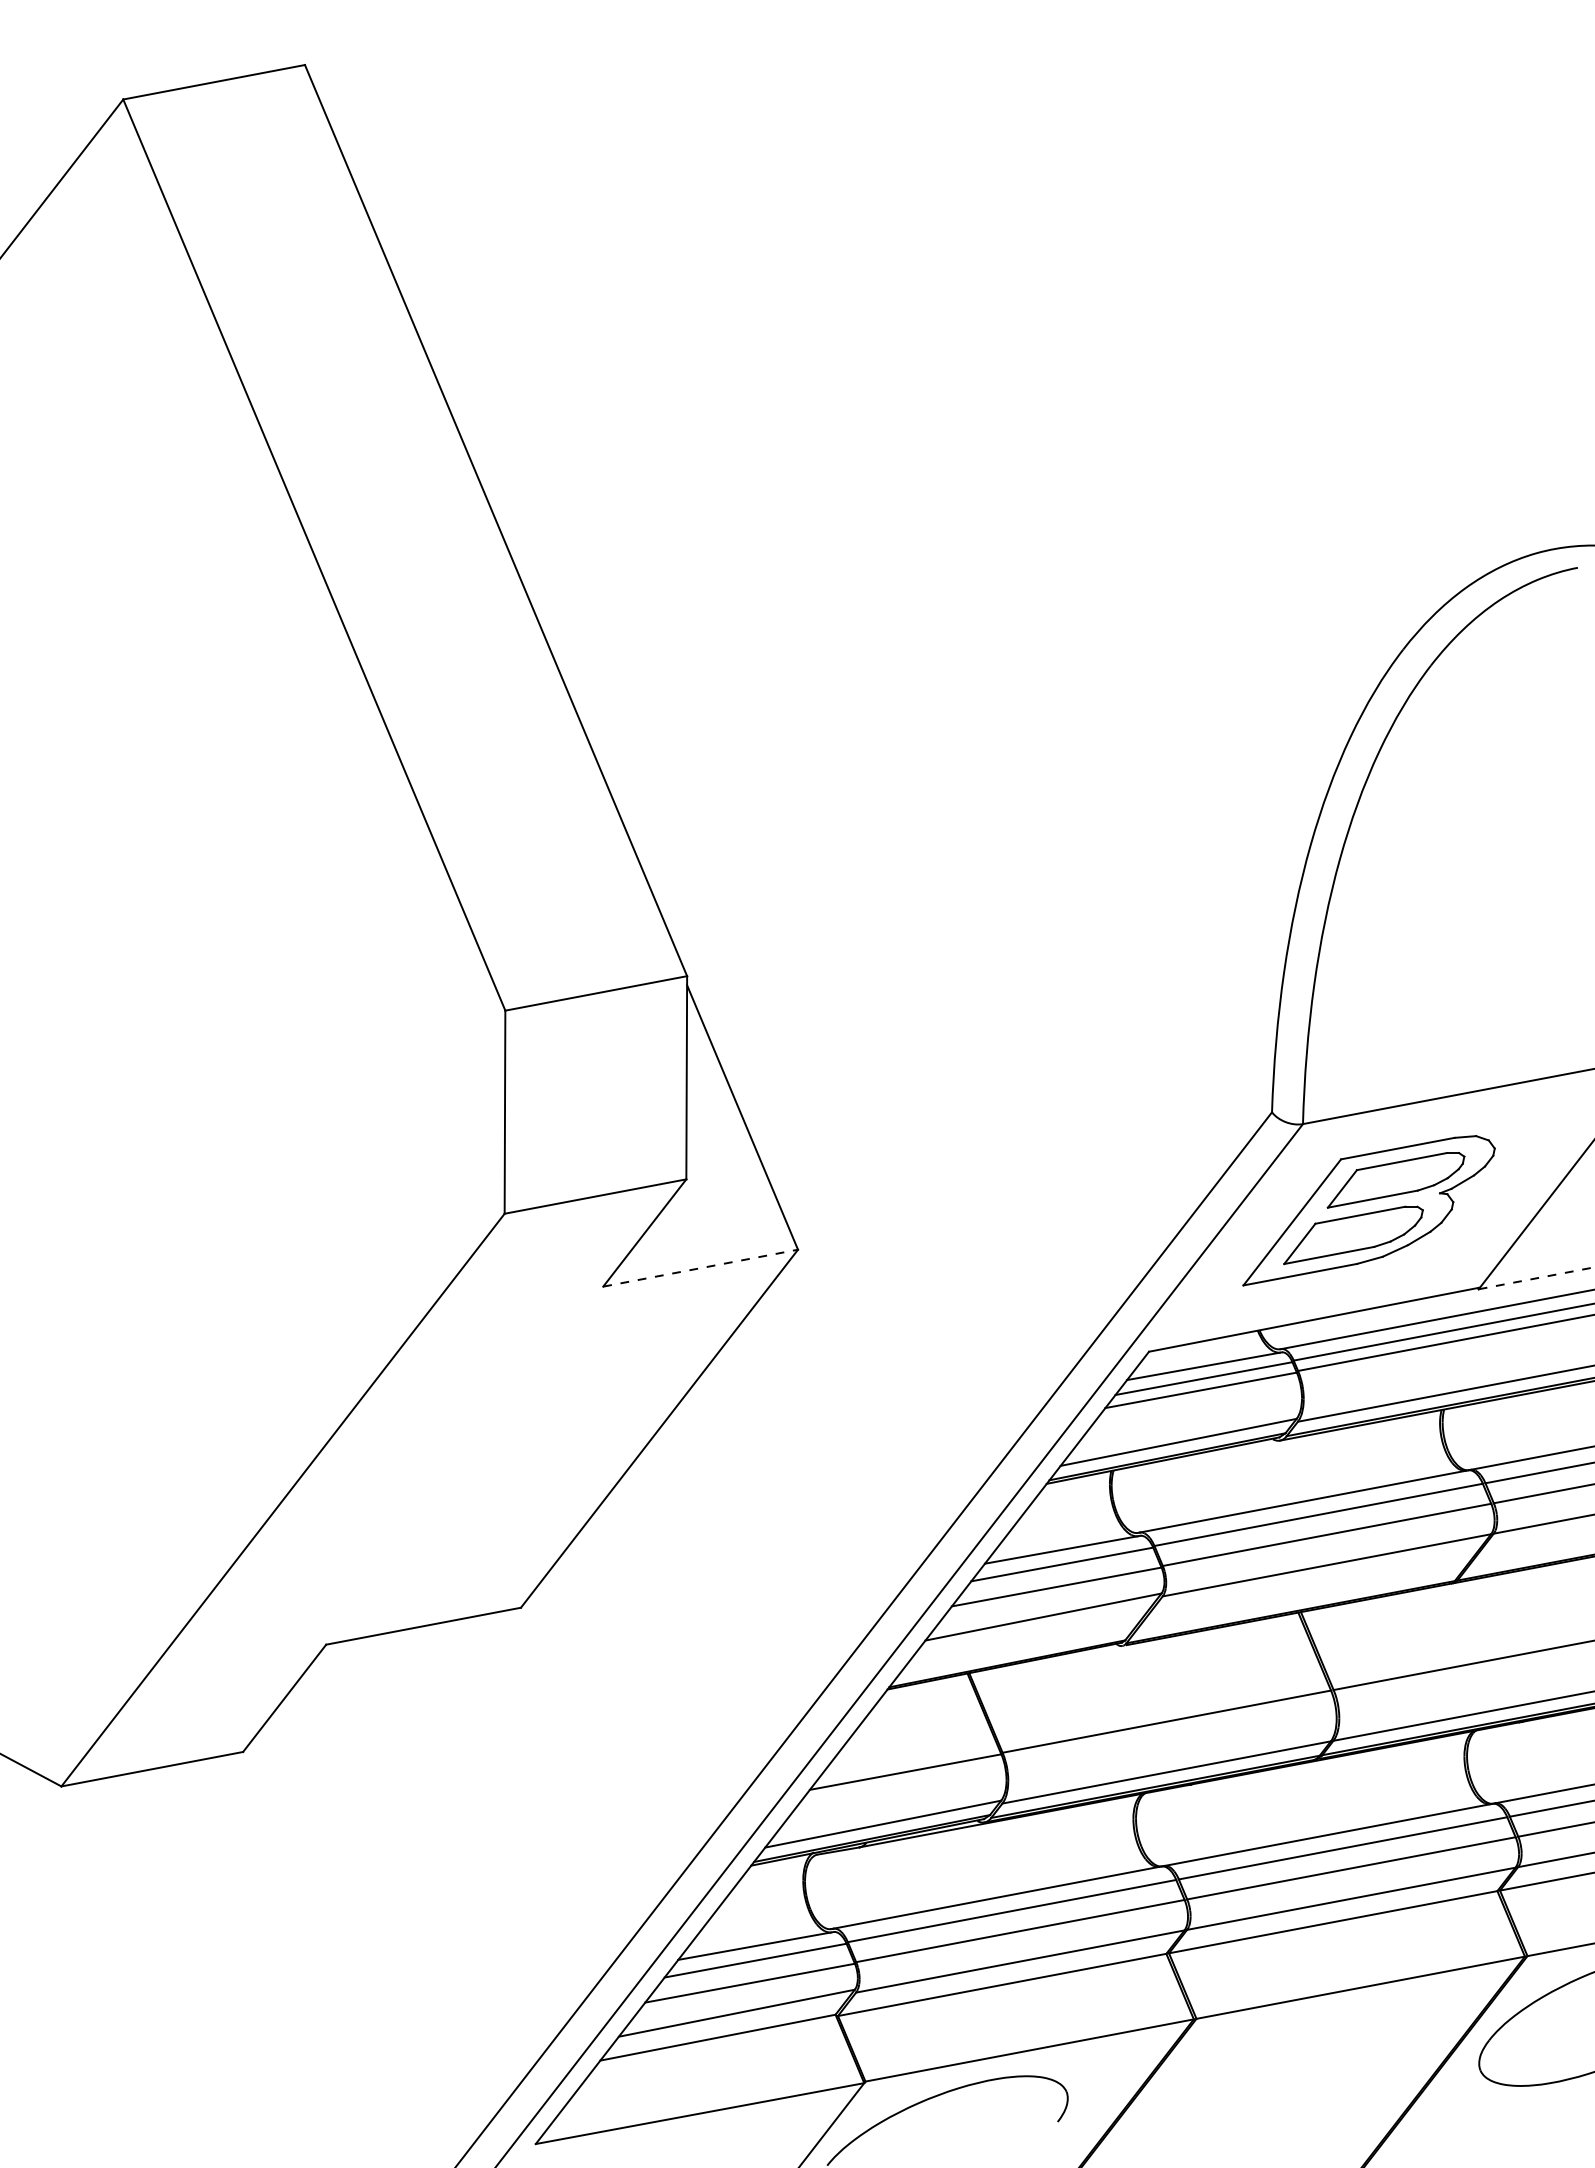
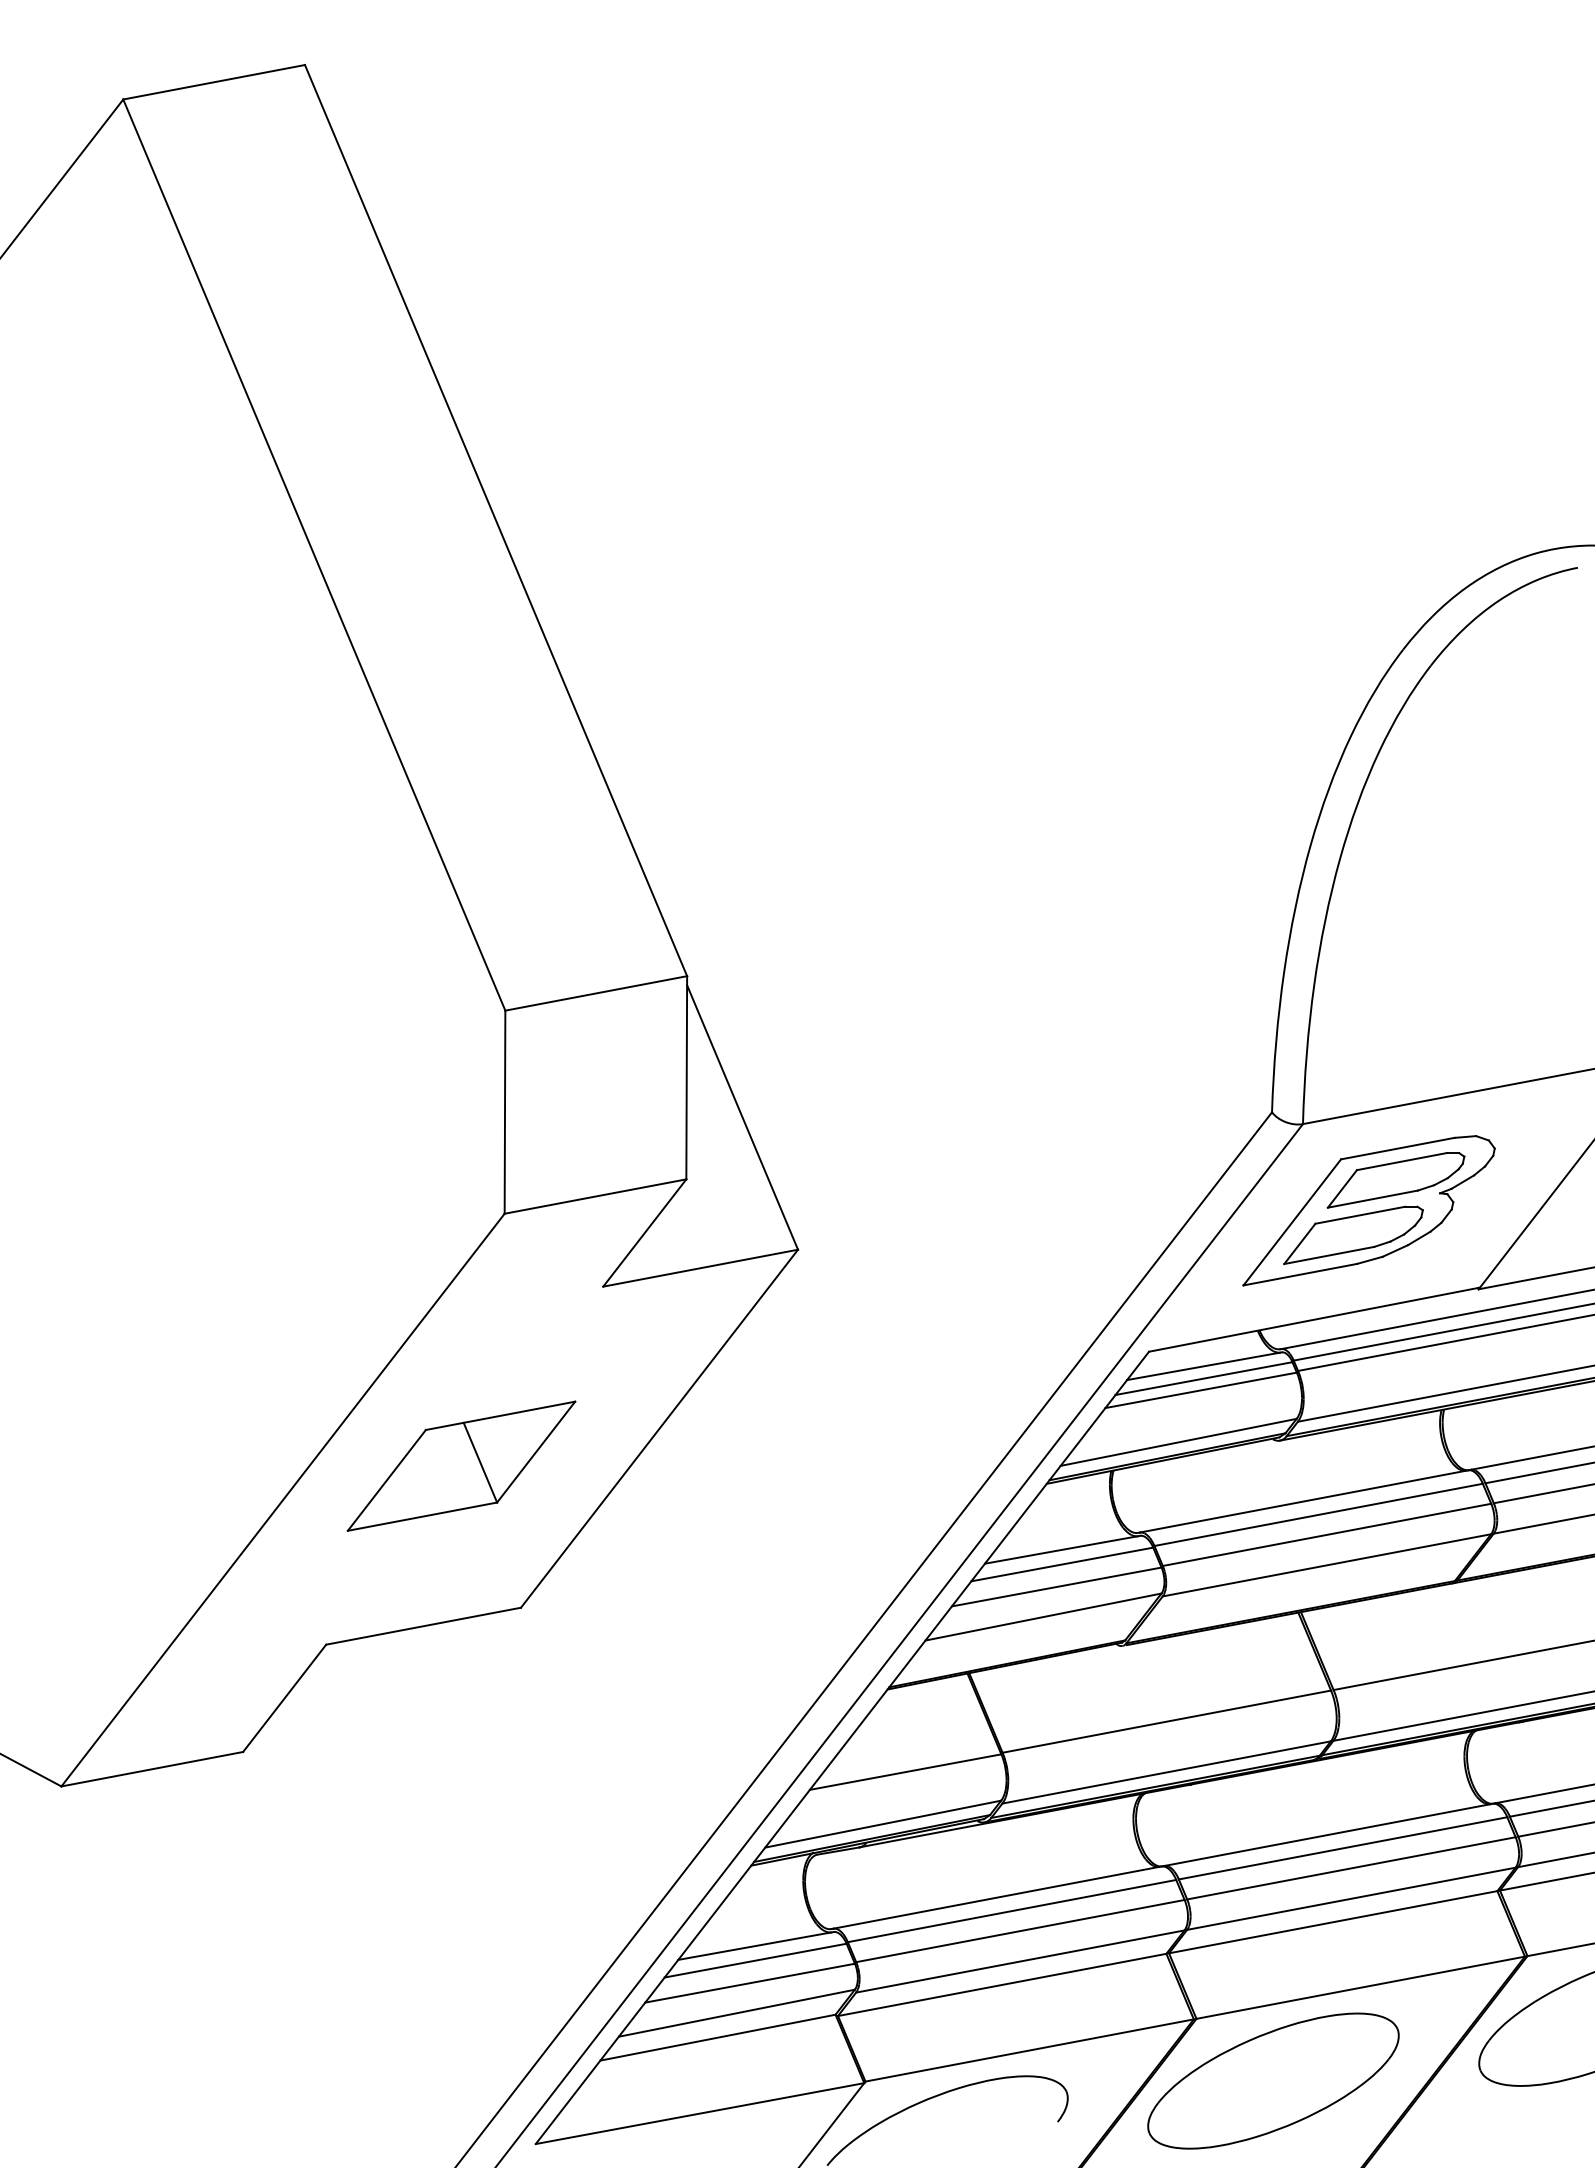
line: dashed -> solid (701, 1268)
line: dashed -> solid (1536, 1278)
part: none -> present (461, 1465)
part: none -> present (1273, 2080)
